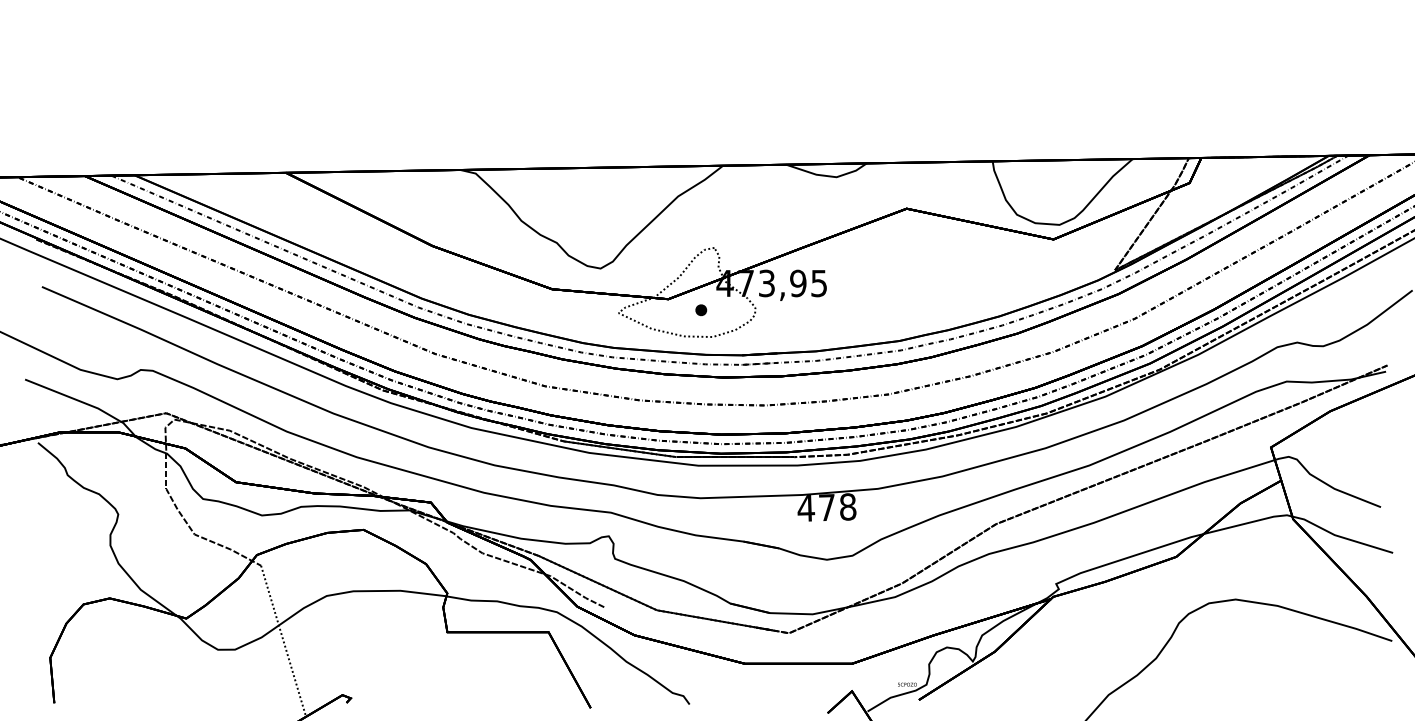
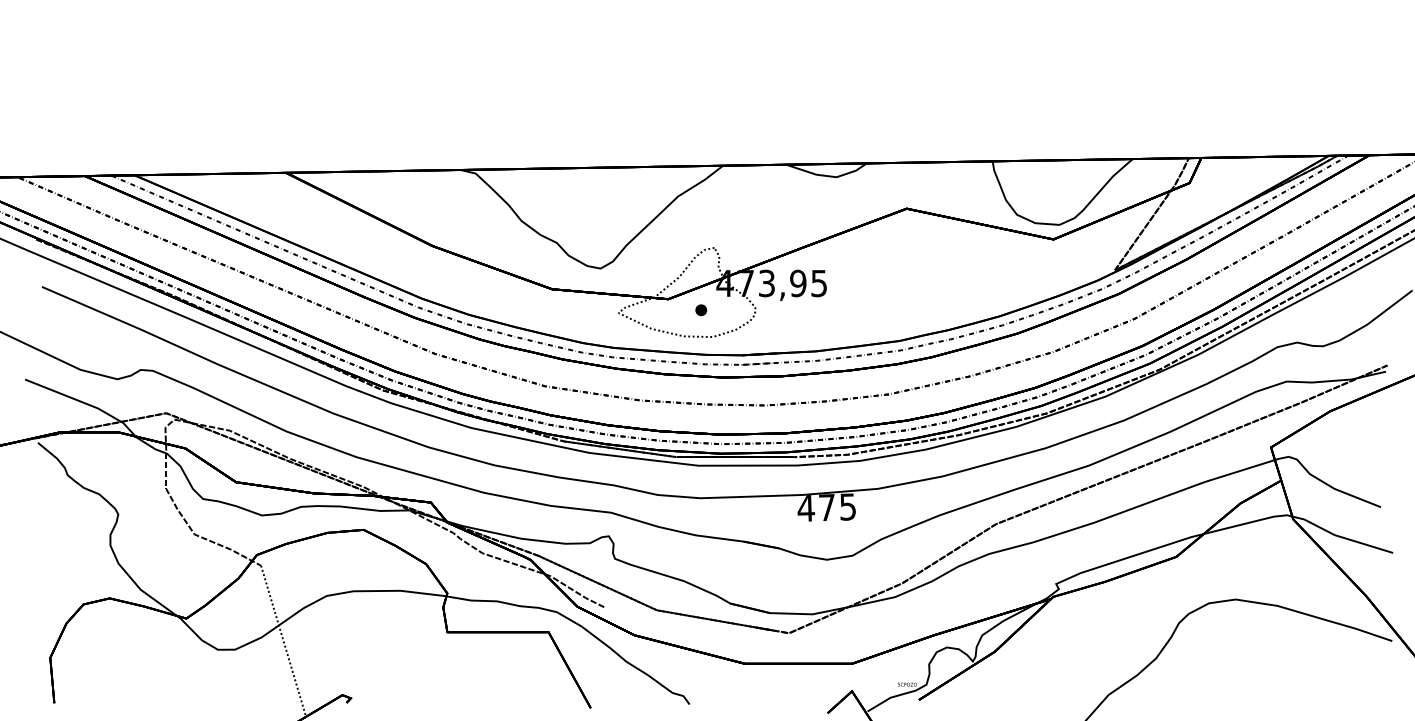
text: 478 -> 475 (848, 506)
